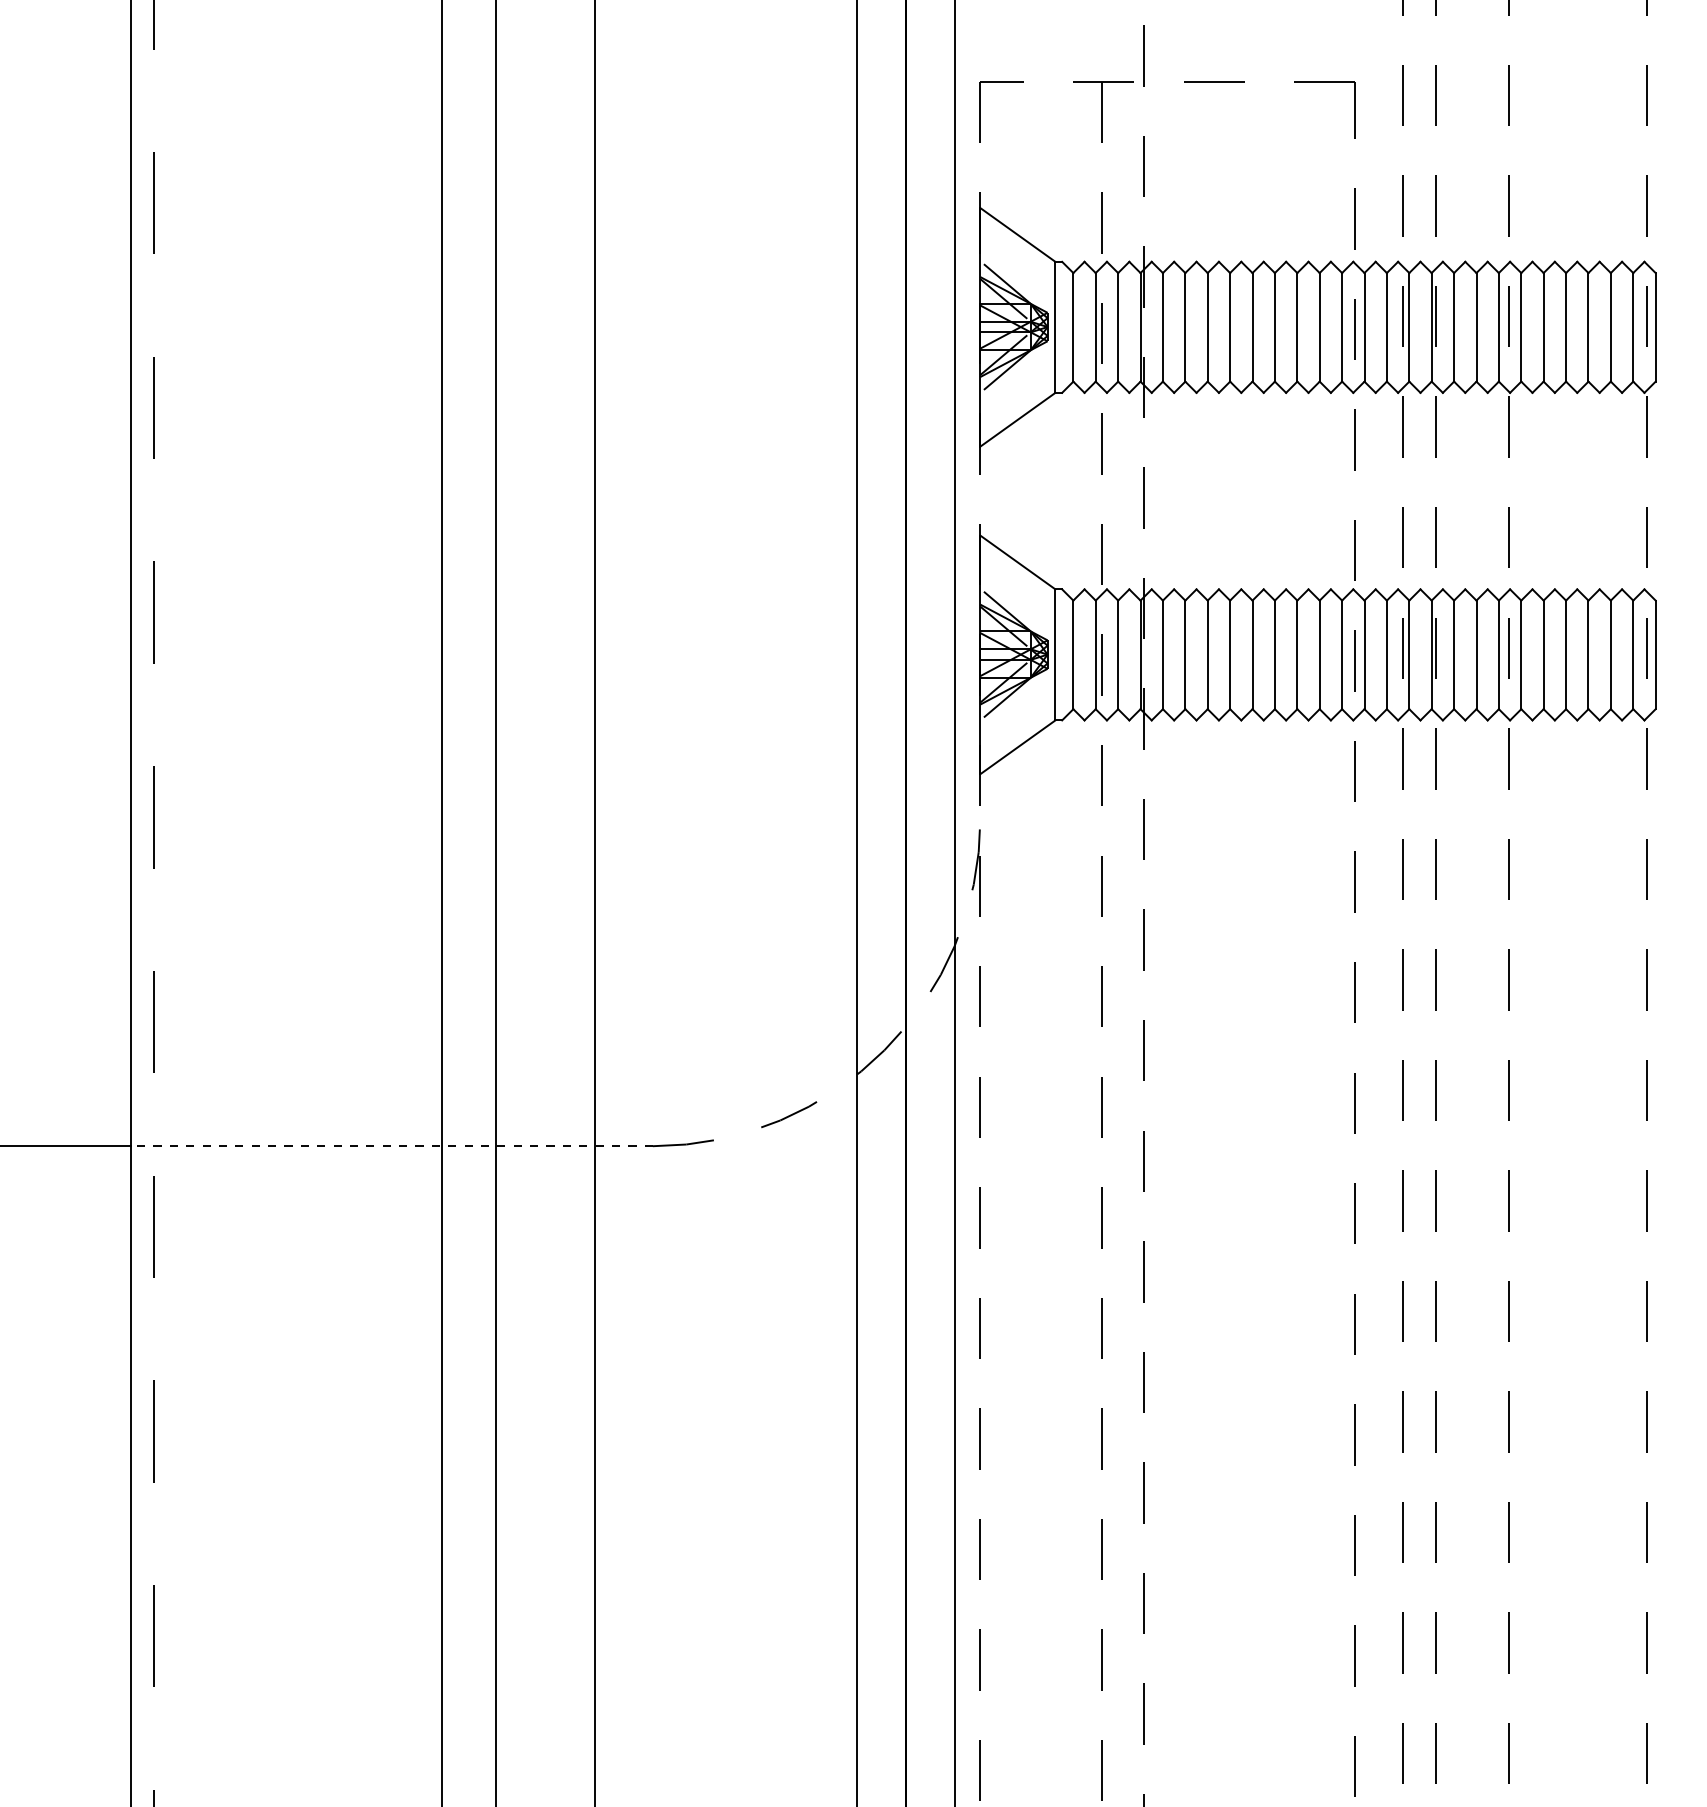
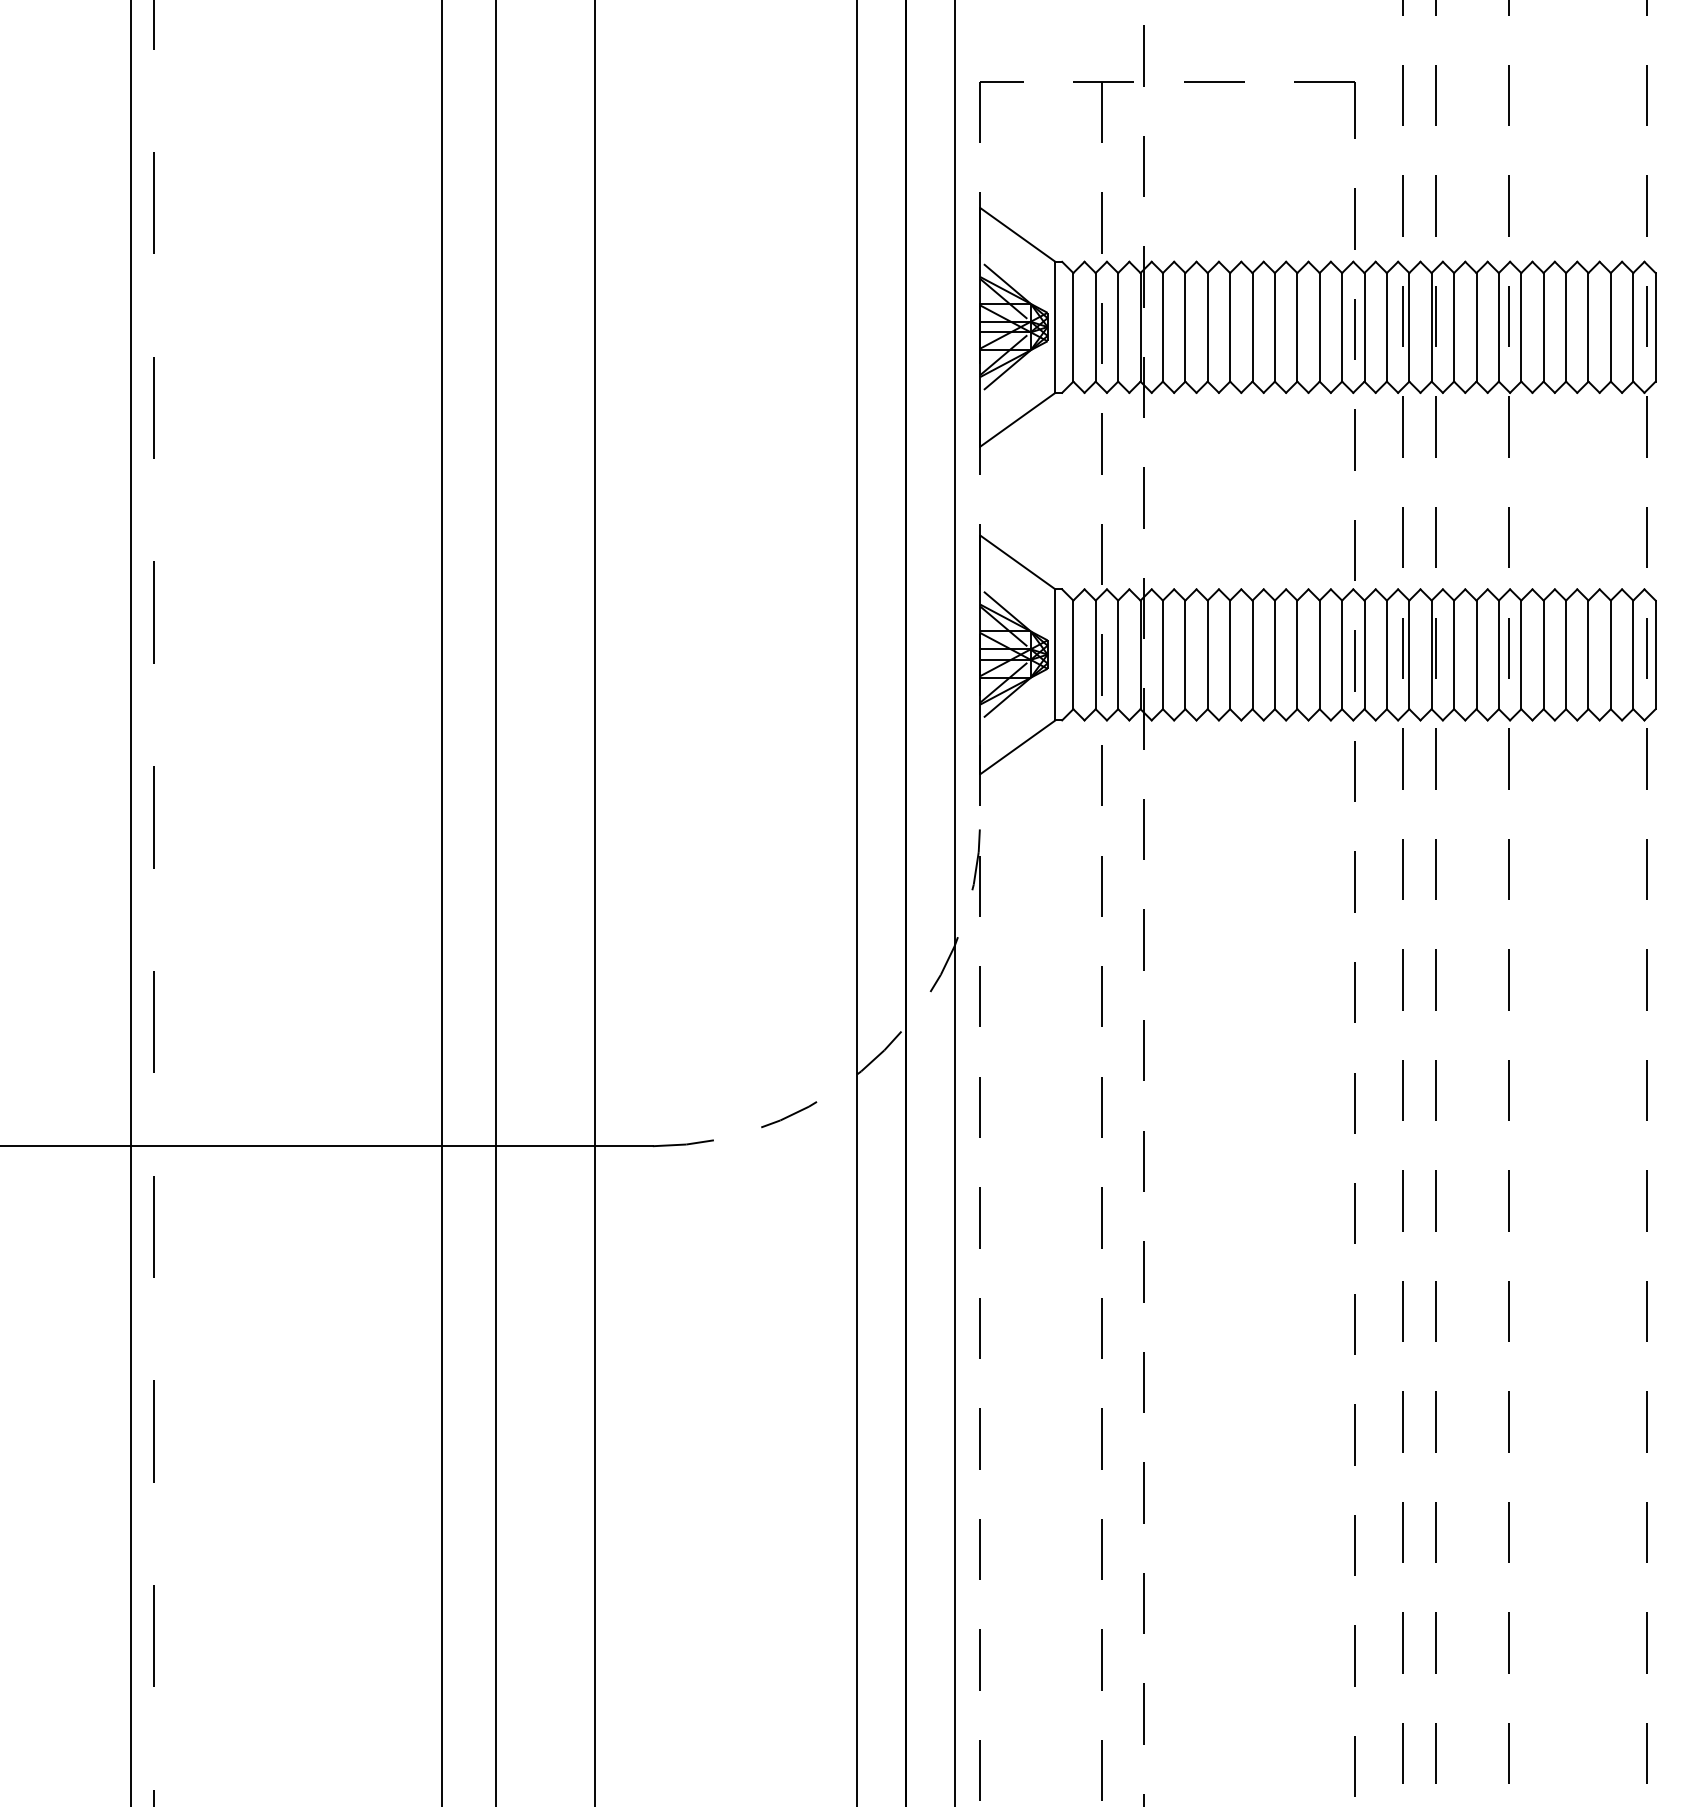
line: dashed -> solid (391, 1146)
